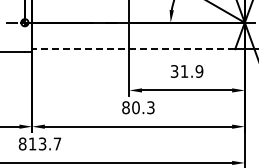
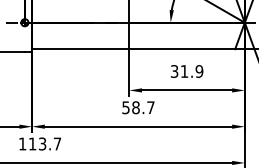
line: dashed -> solid (133, 49)
text: 80.3 -> 58.7 (138, 107)
text: 813.7 -> 113.7 (22, 143)
